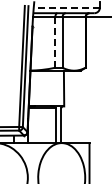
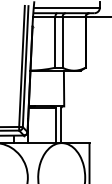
line: dashed -> solid (66, 7)
line: dashed -> solid (55, 42)
